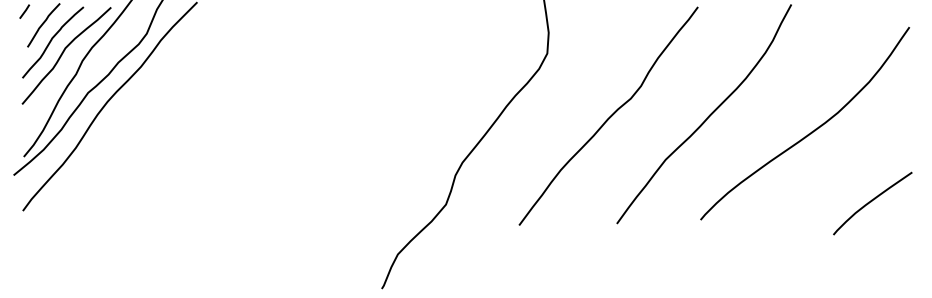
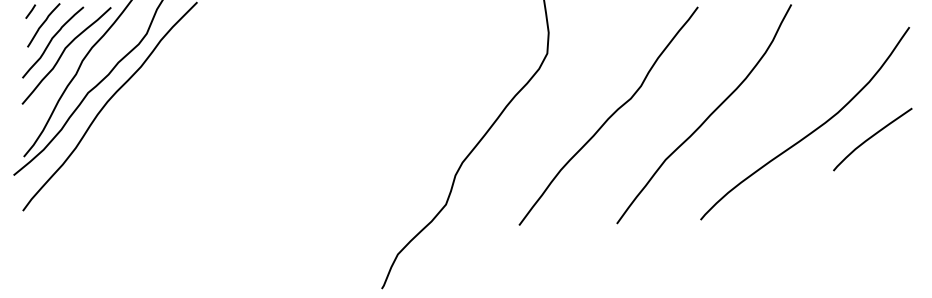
line position: (24, 11) -> (30, 11) (30, 11)
curve position: (871, 202) -> (871, 138) (871, 138)
